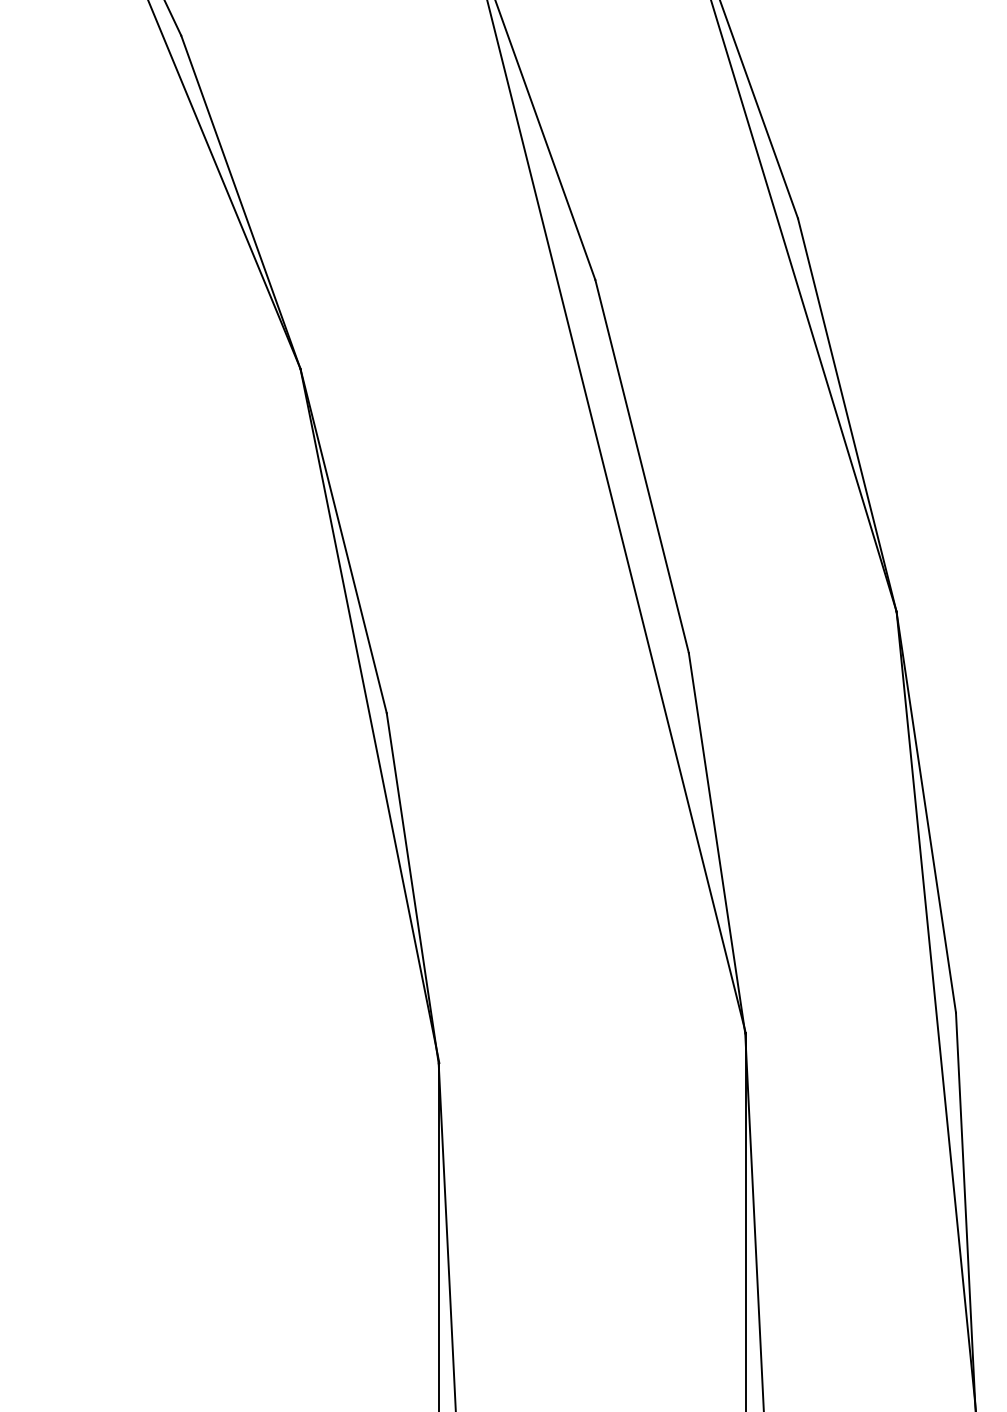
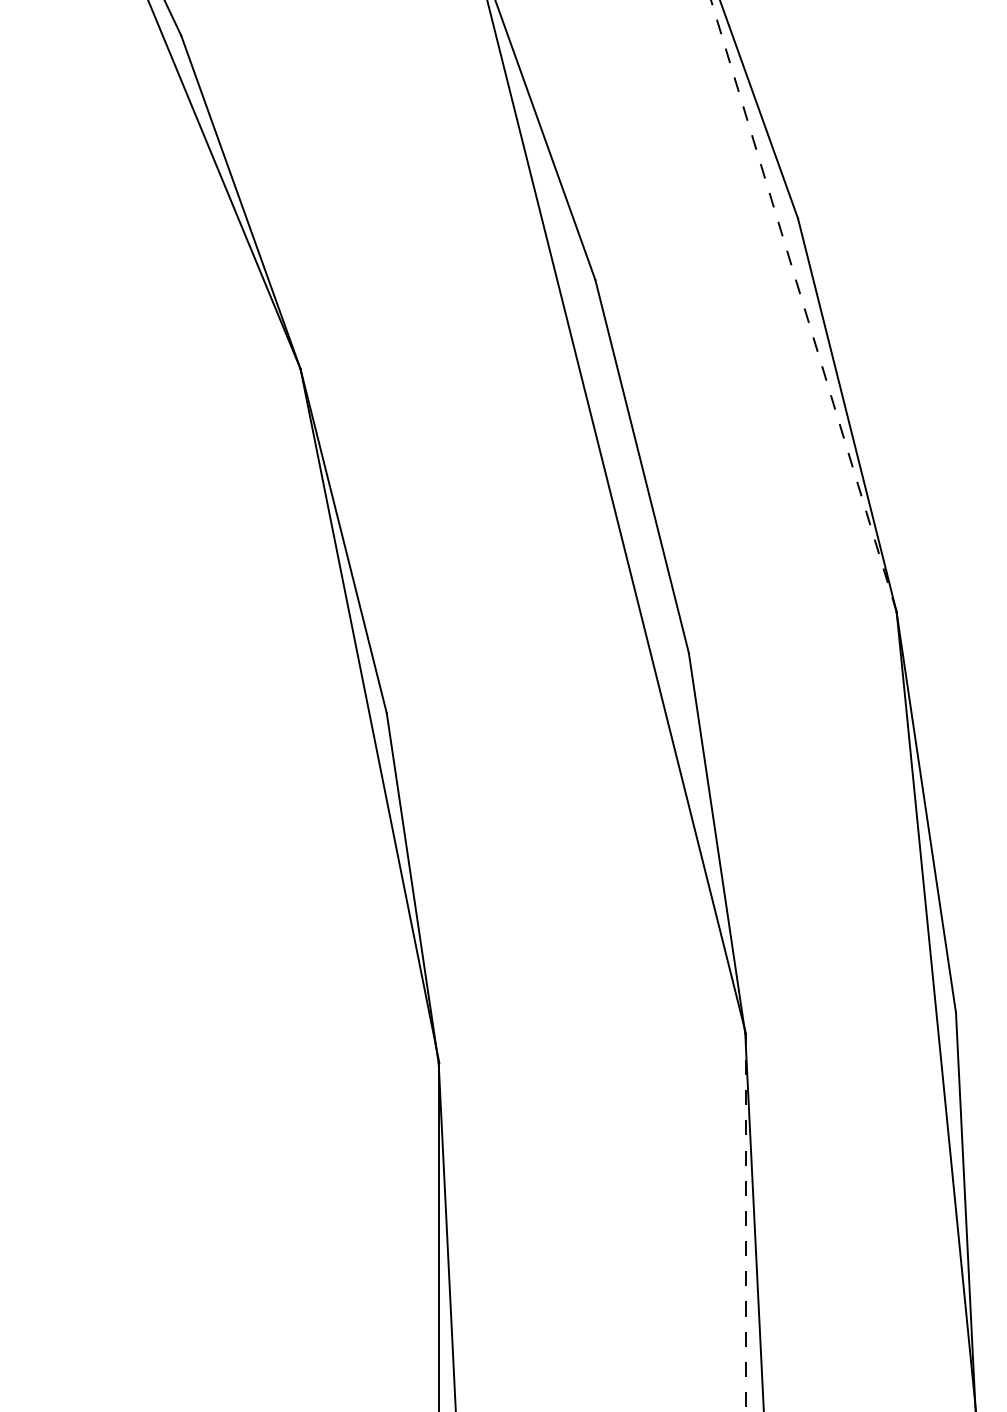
line: solid -> dashed (803, 305)
line: solid -> dashed (745, 1221)
